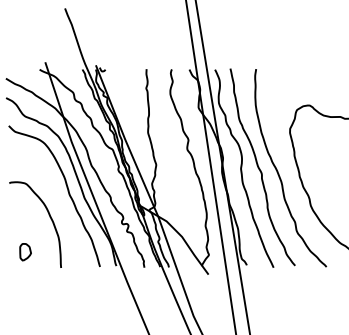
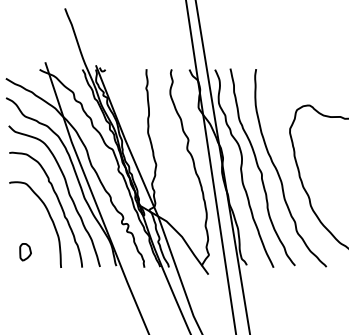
curve: none -> present (58, 202)
